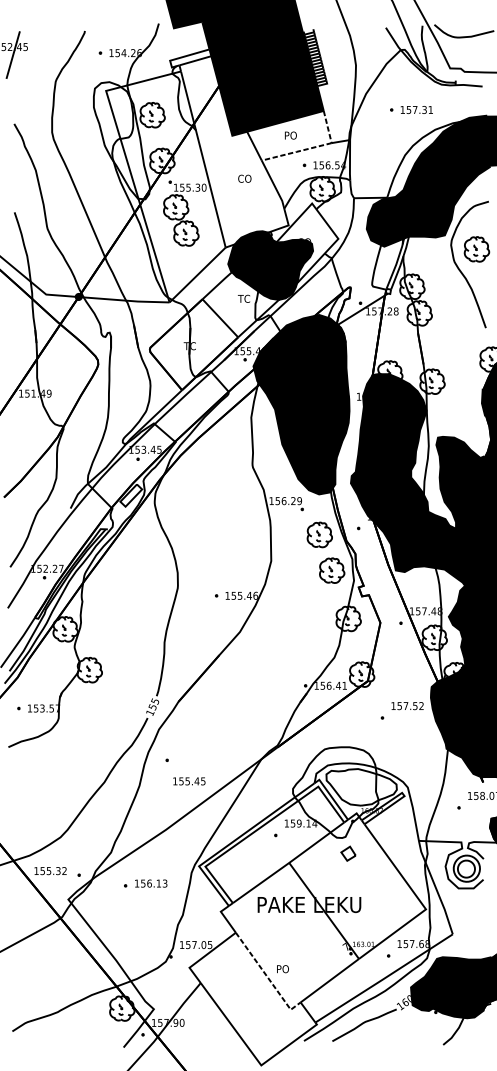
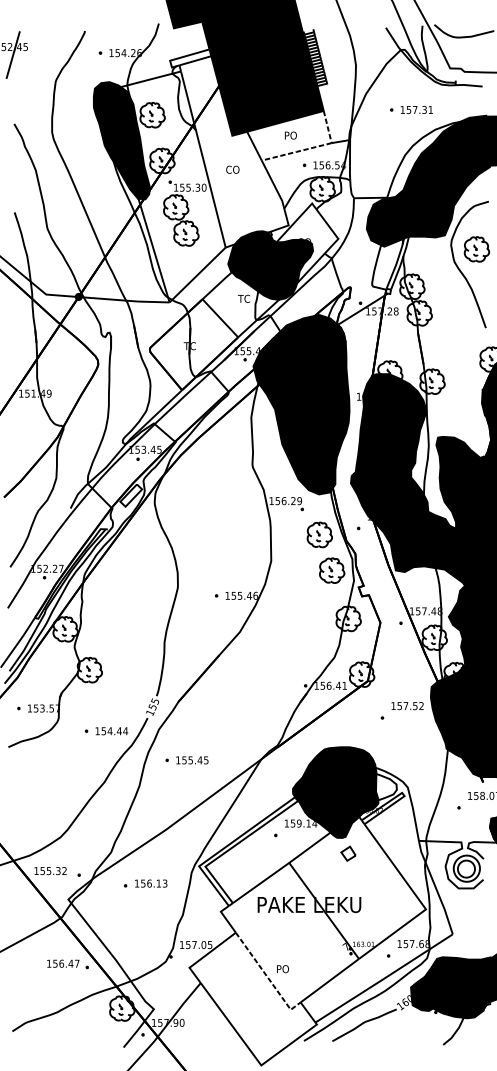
fill: none -> present (121, 140)
text position: (244, 178) -> (232, 169) (232, 169)
part: none -> present (106, 731)
text position: (189, 781) -> (192, 760) (192, 760)
fill: none -> present (335, 792)
part: none -> present (67, 964)
